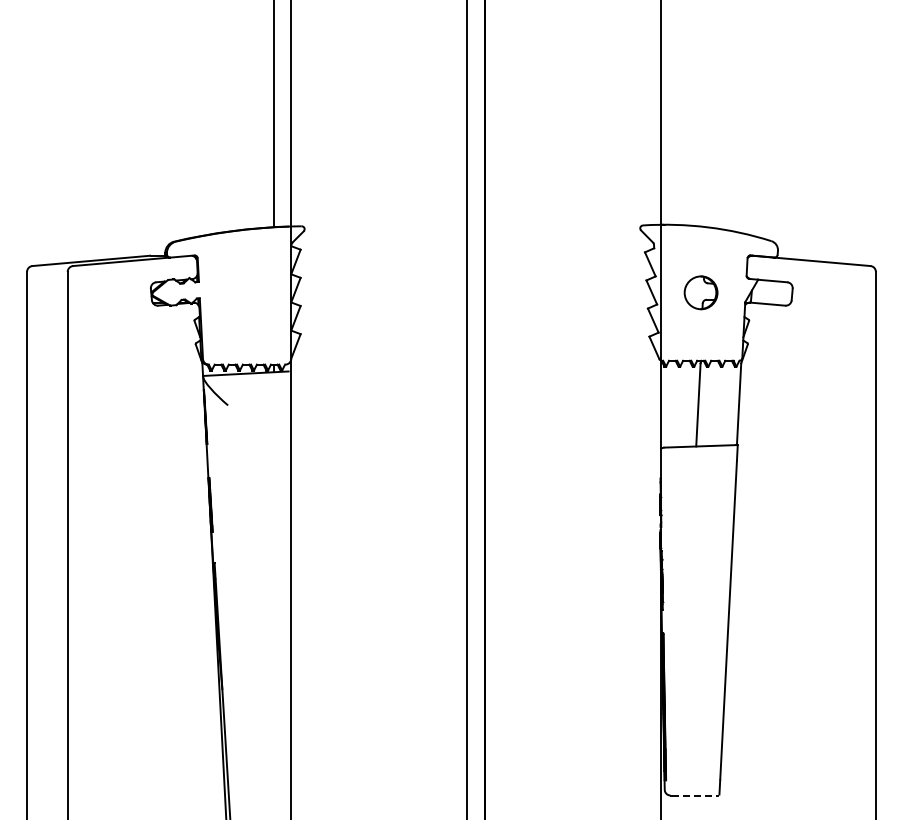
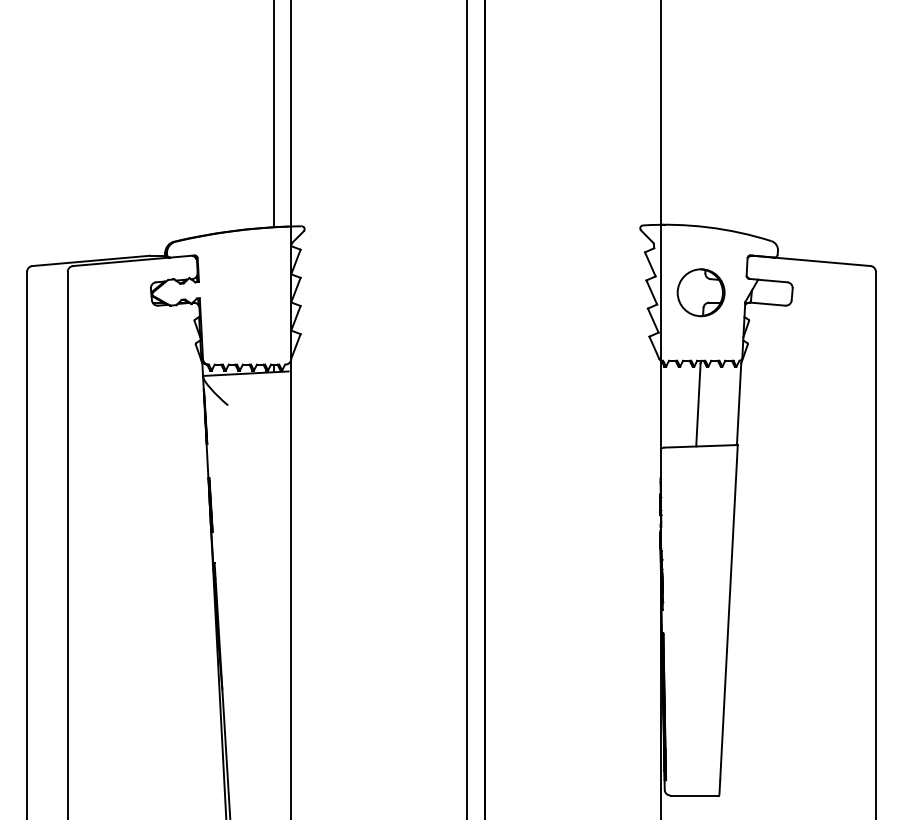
part size: 36x36 px -> 50x50 px (700, 292)
line: dashed -> solid (695, 795)
